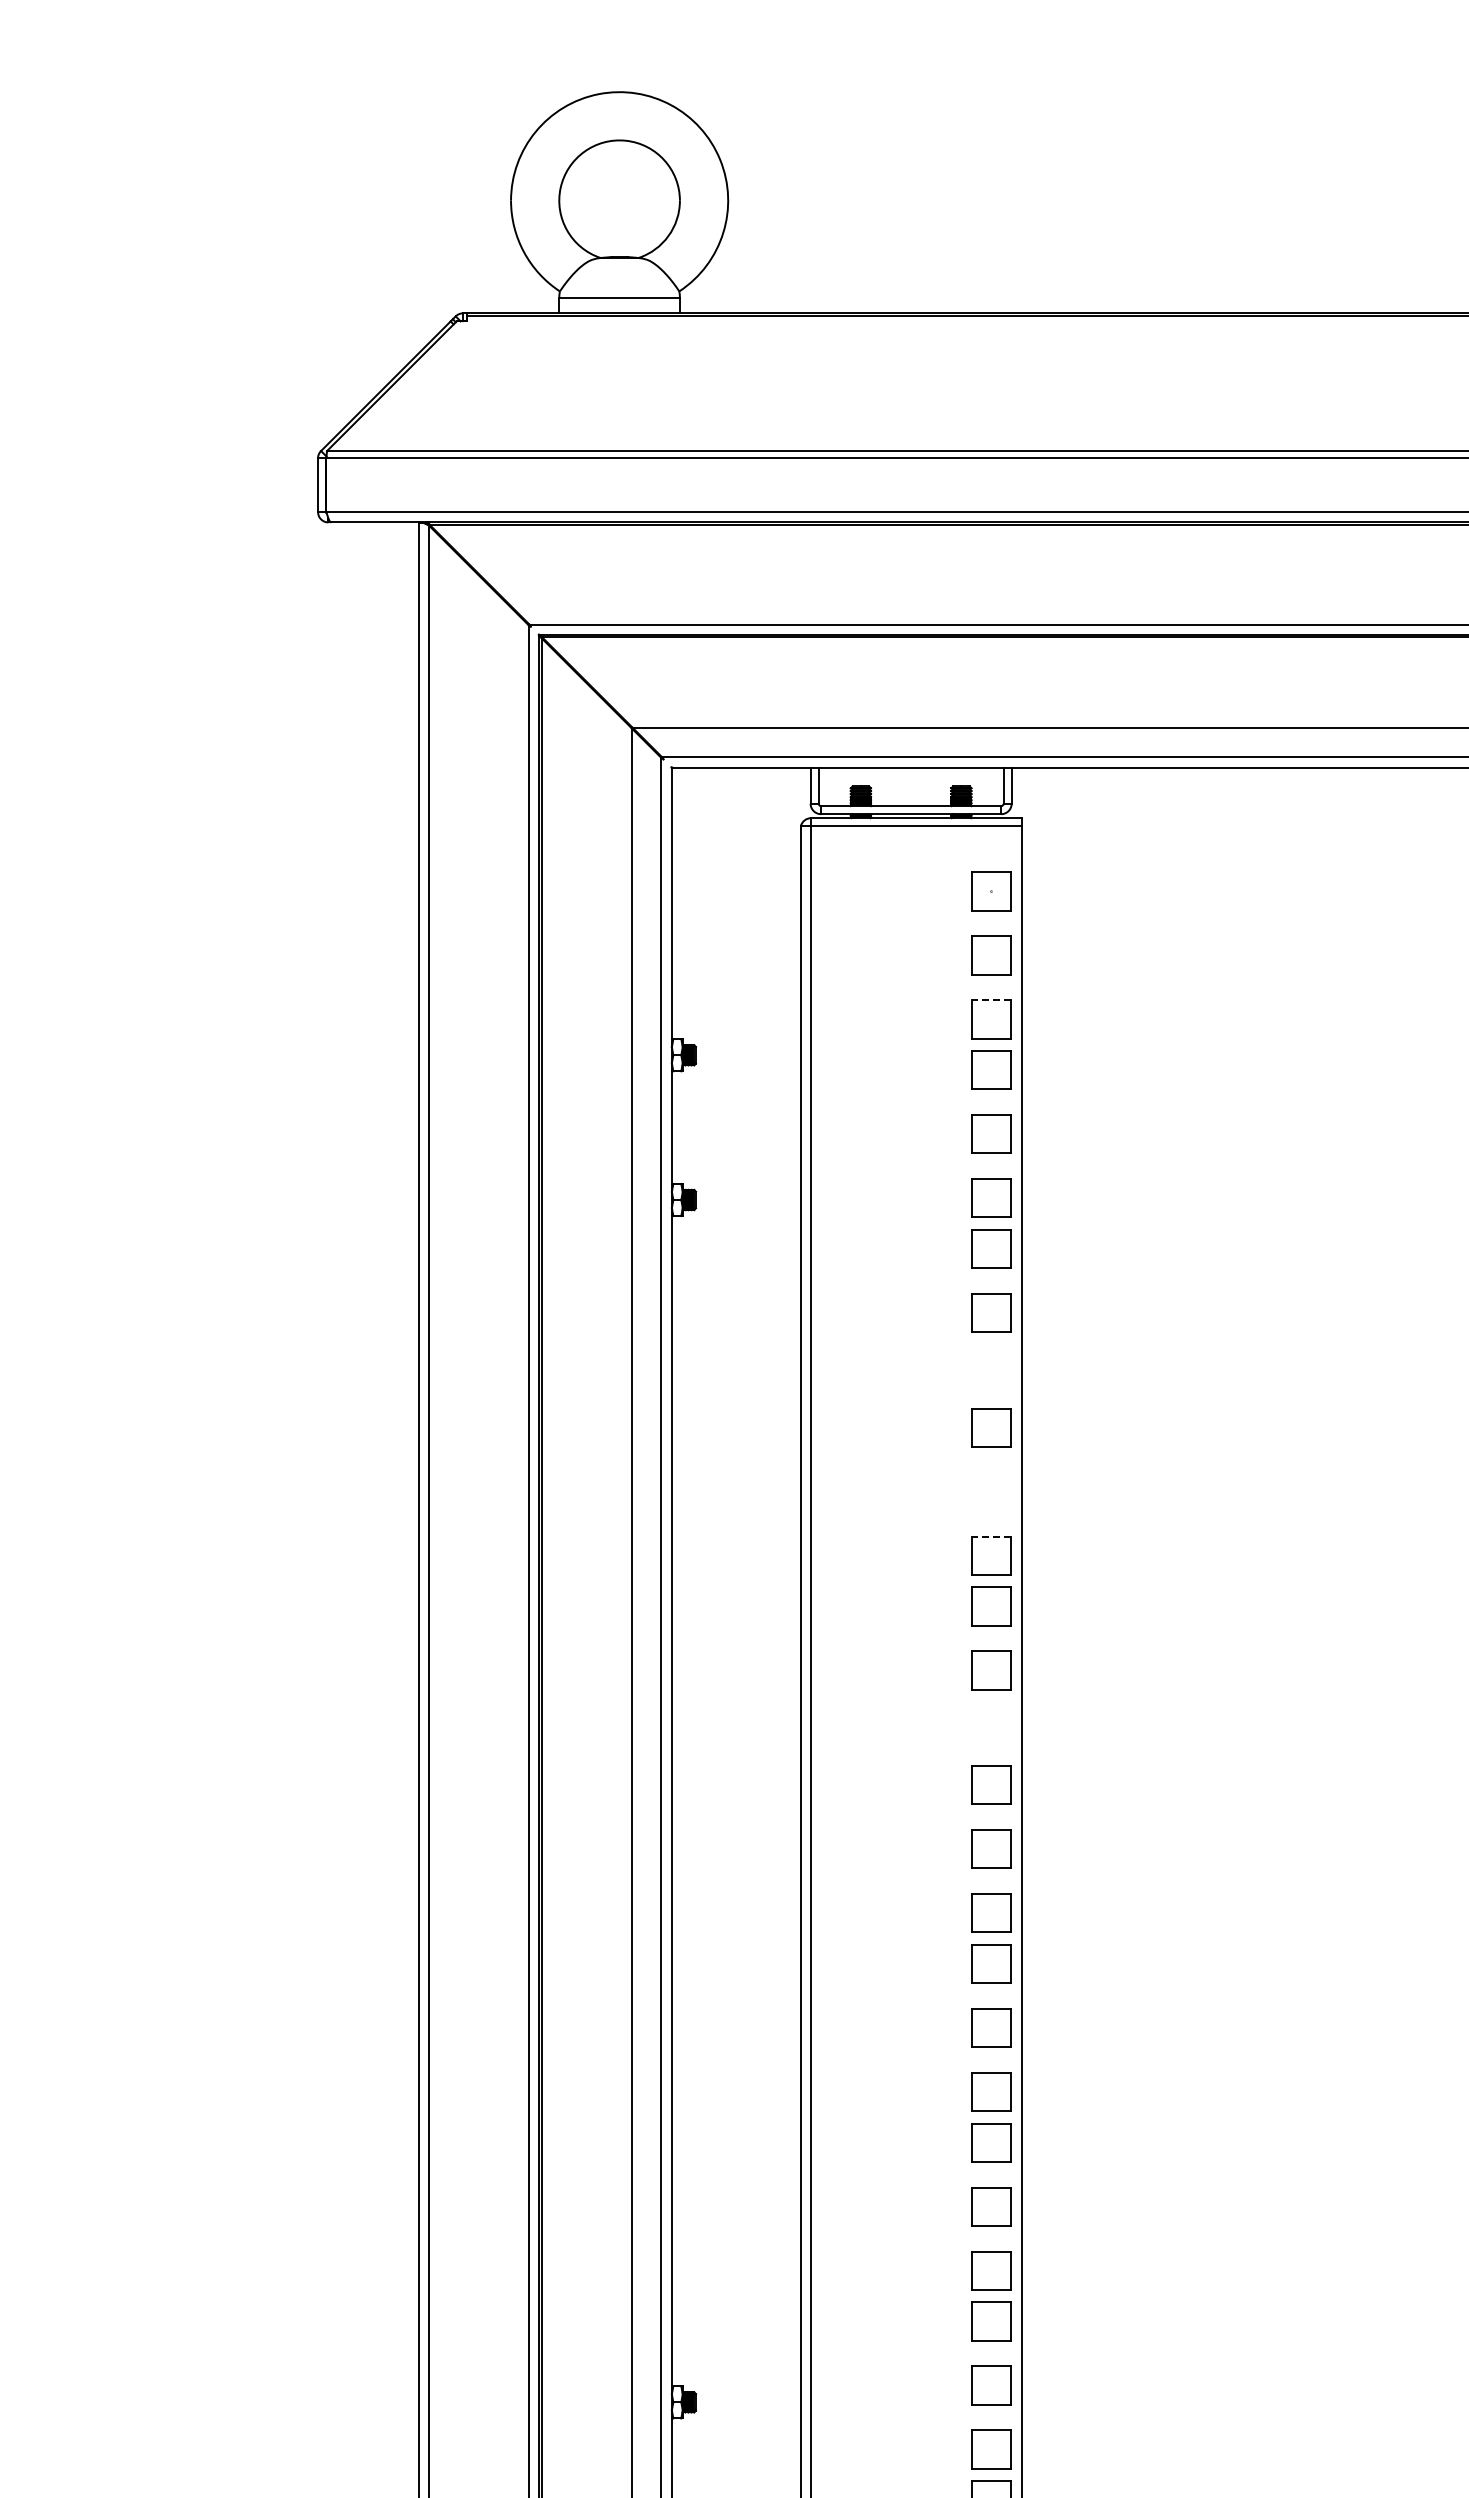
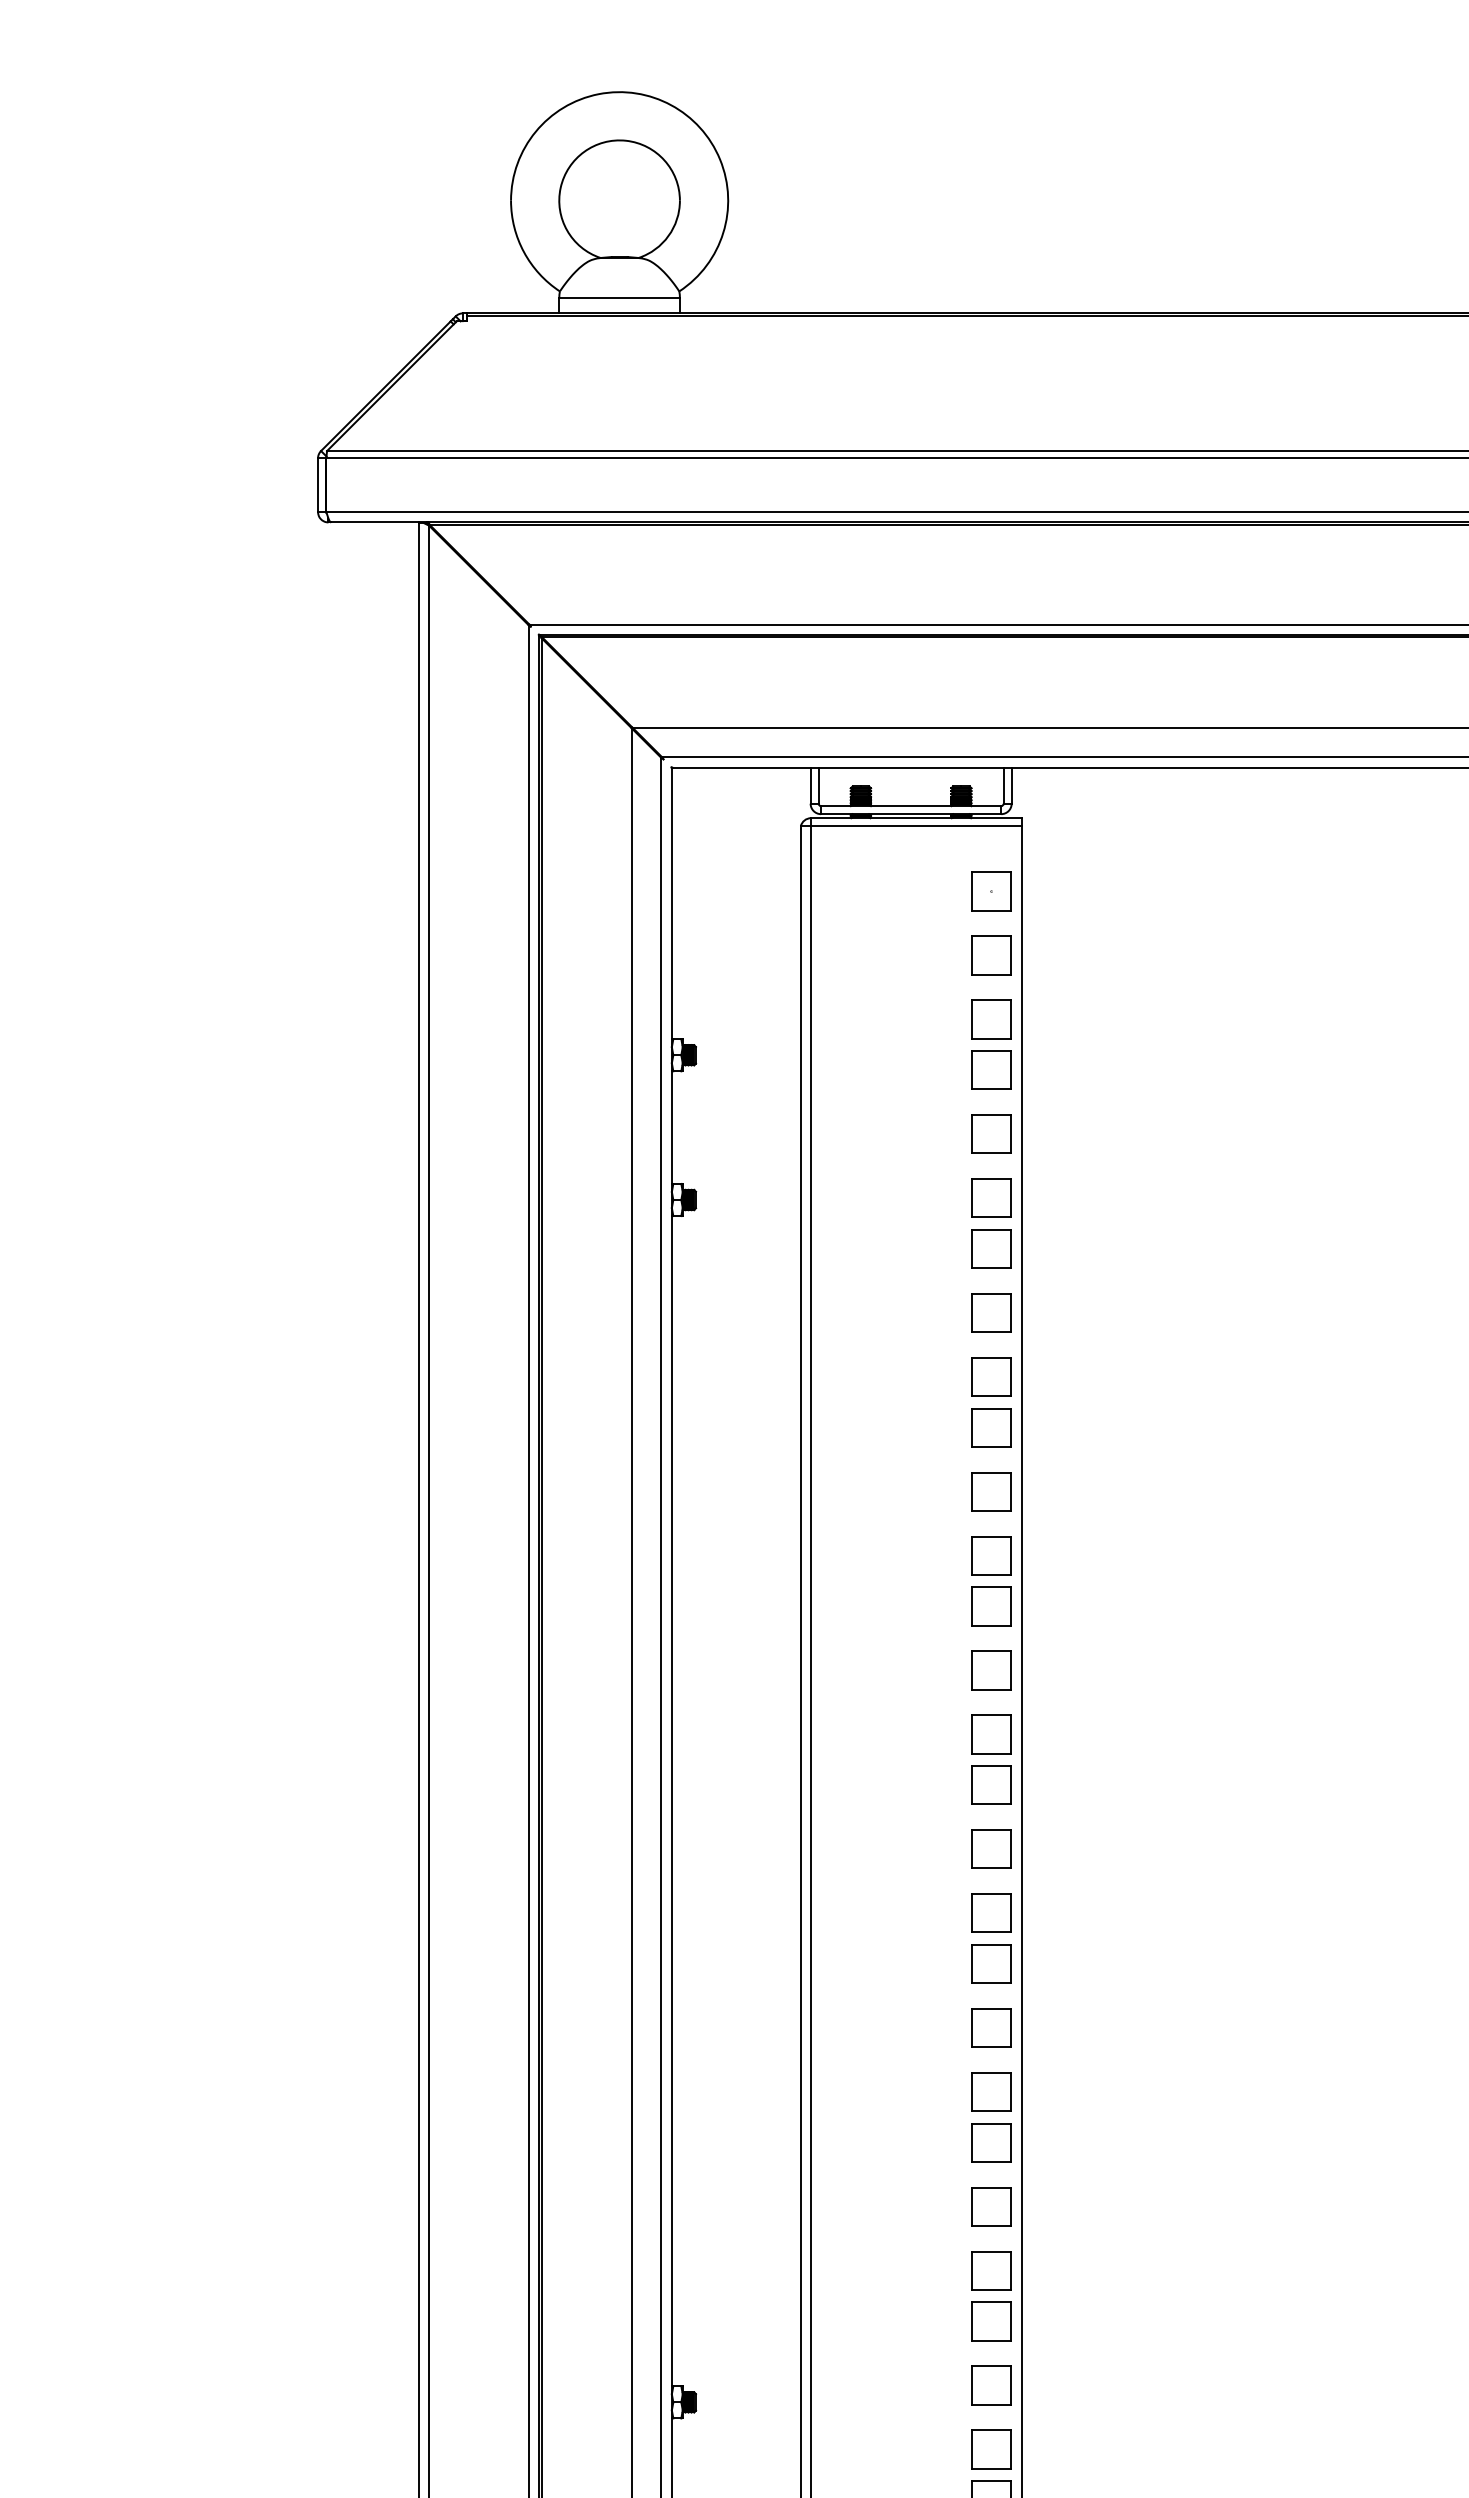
line: dashed -> solid (991, 1000)
part: none -> present (991, 1376)
part: none -> present (991, 1491)
line: dashed -> solid (991, 1536)
part: none -> present (991, 1734)
